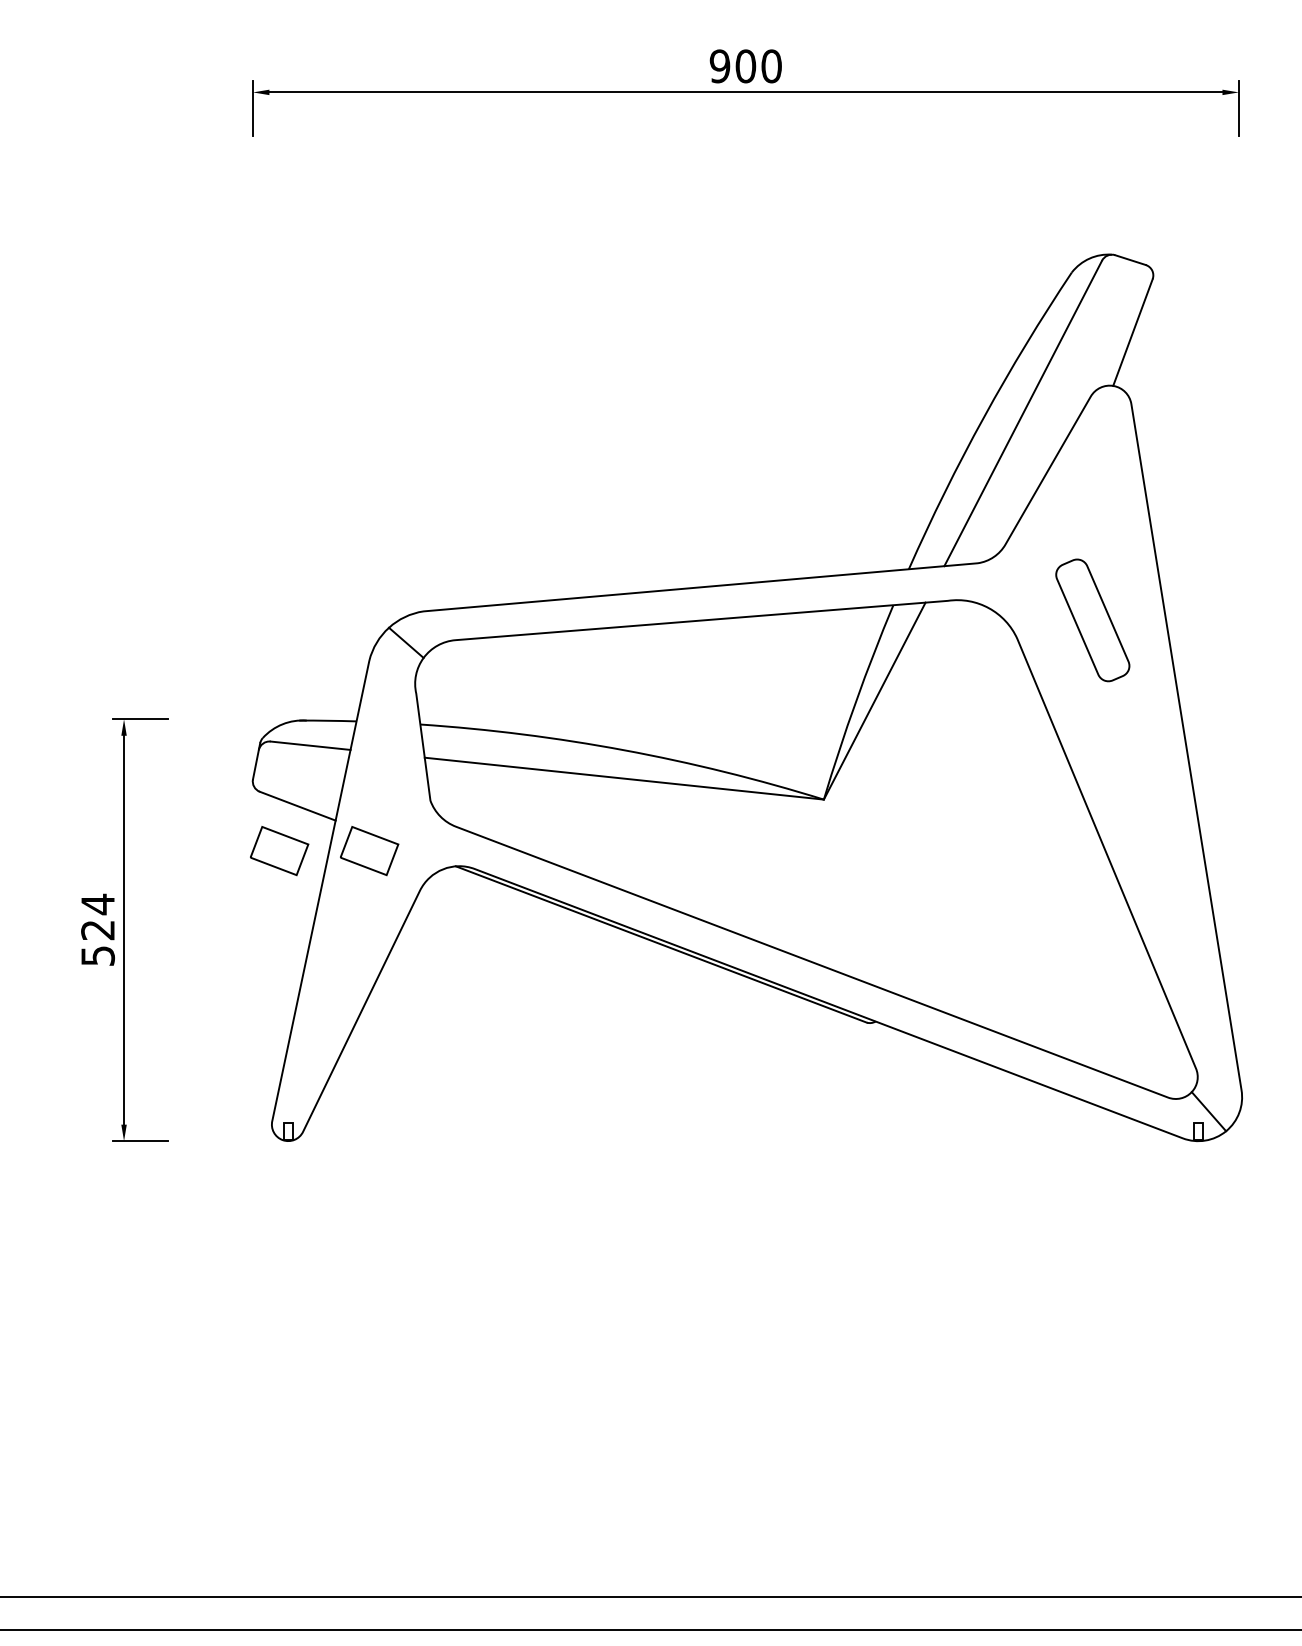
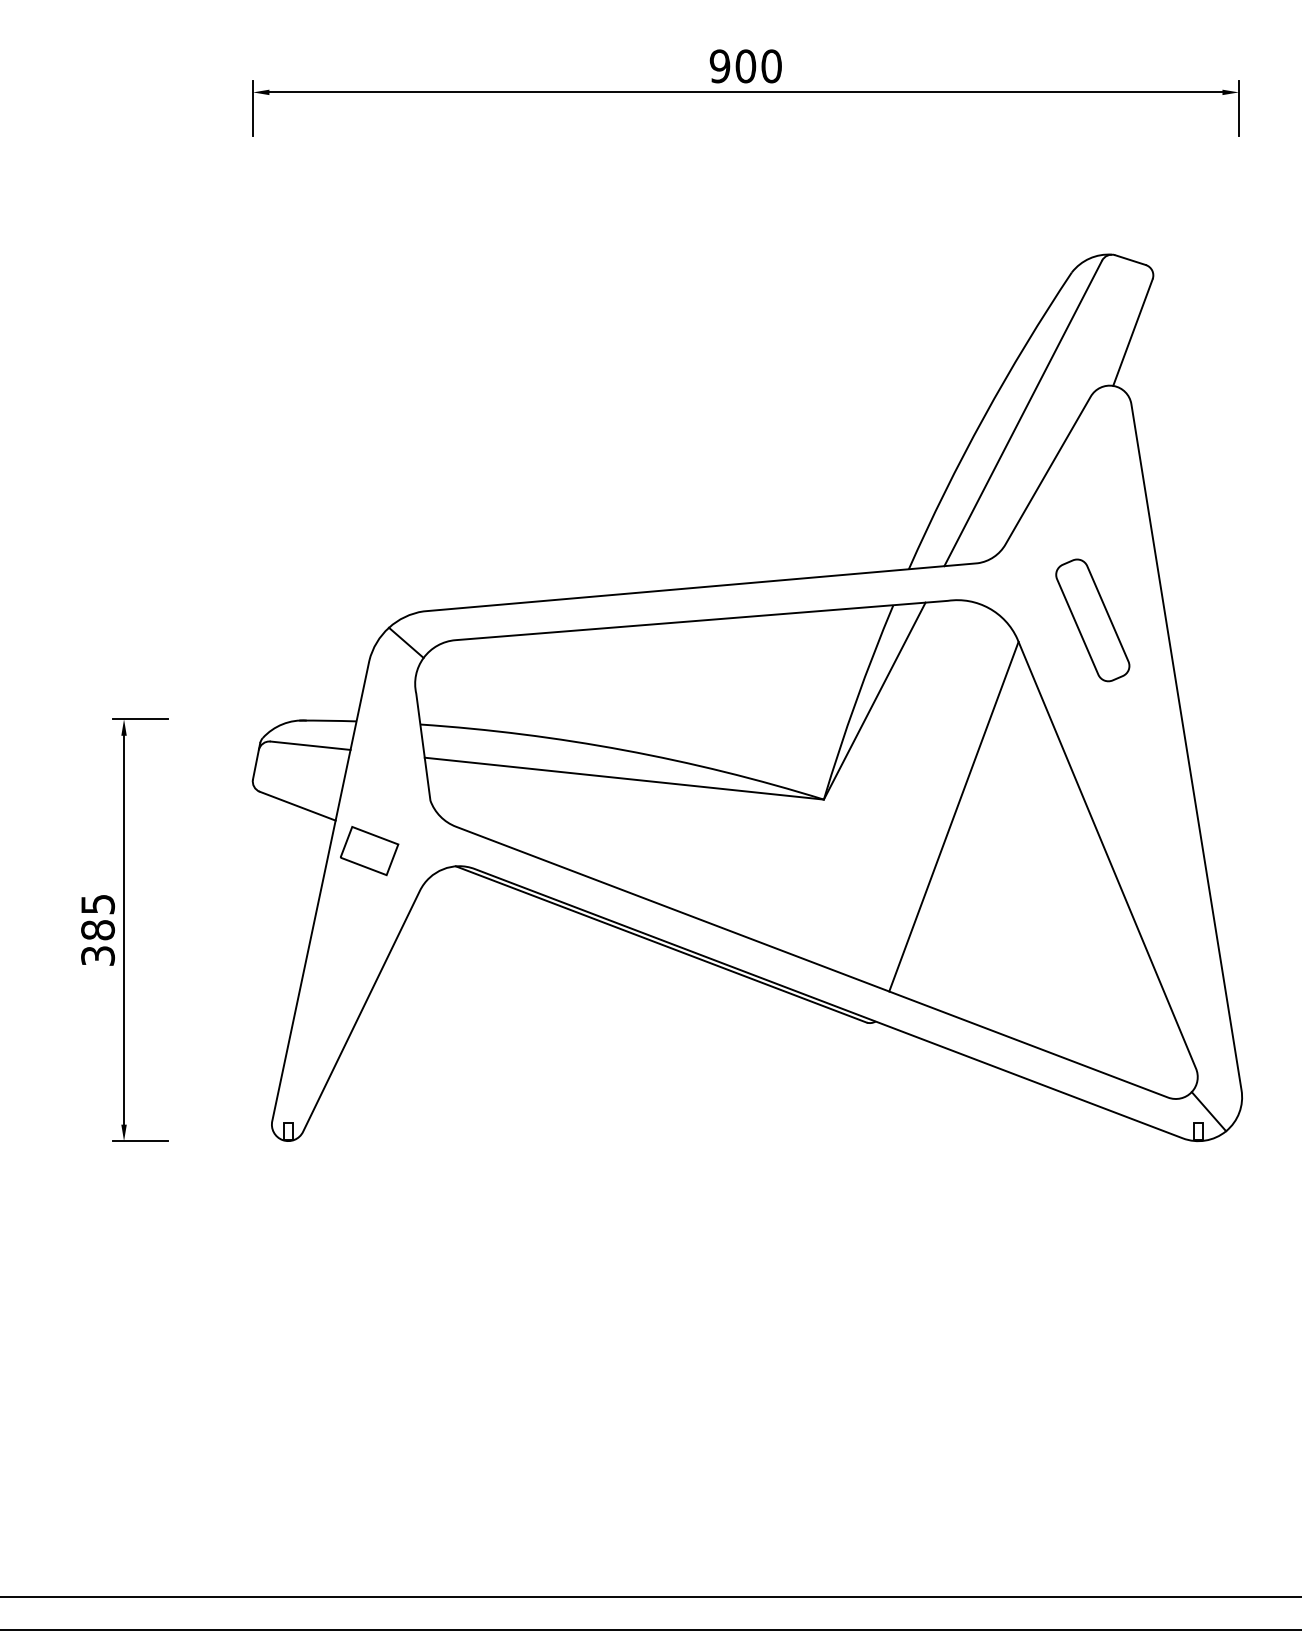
line: none -> present (953, 816)
part: present -> none (279, 851)
text: 524 -> 385 (98, 929)
